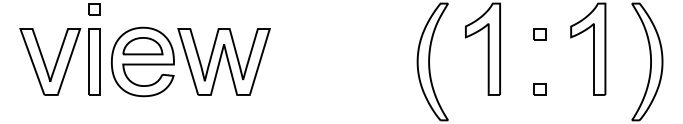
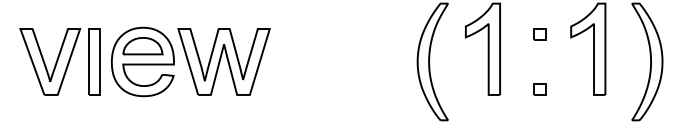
part: present -> none (94, 9)
